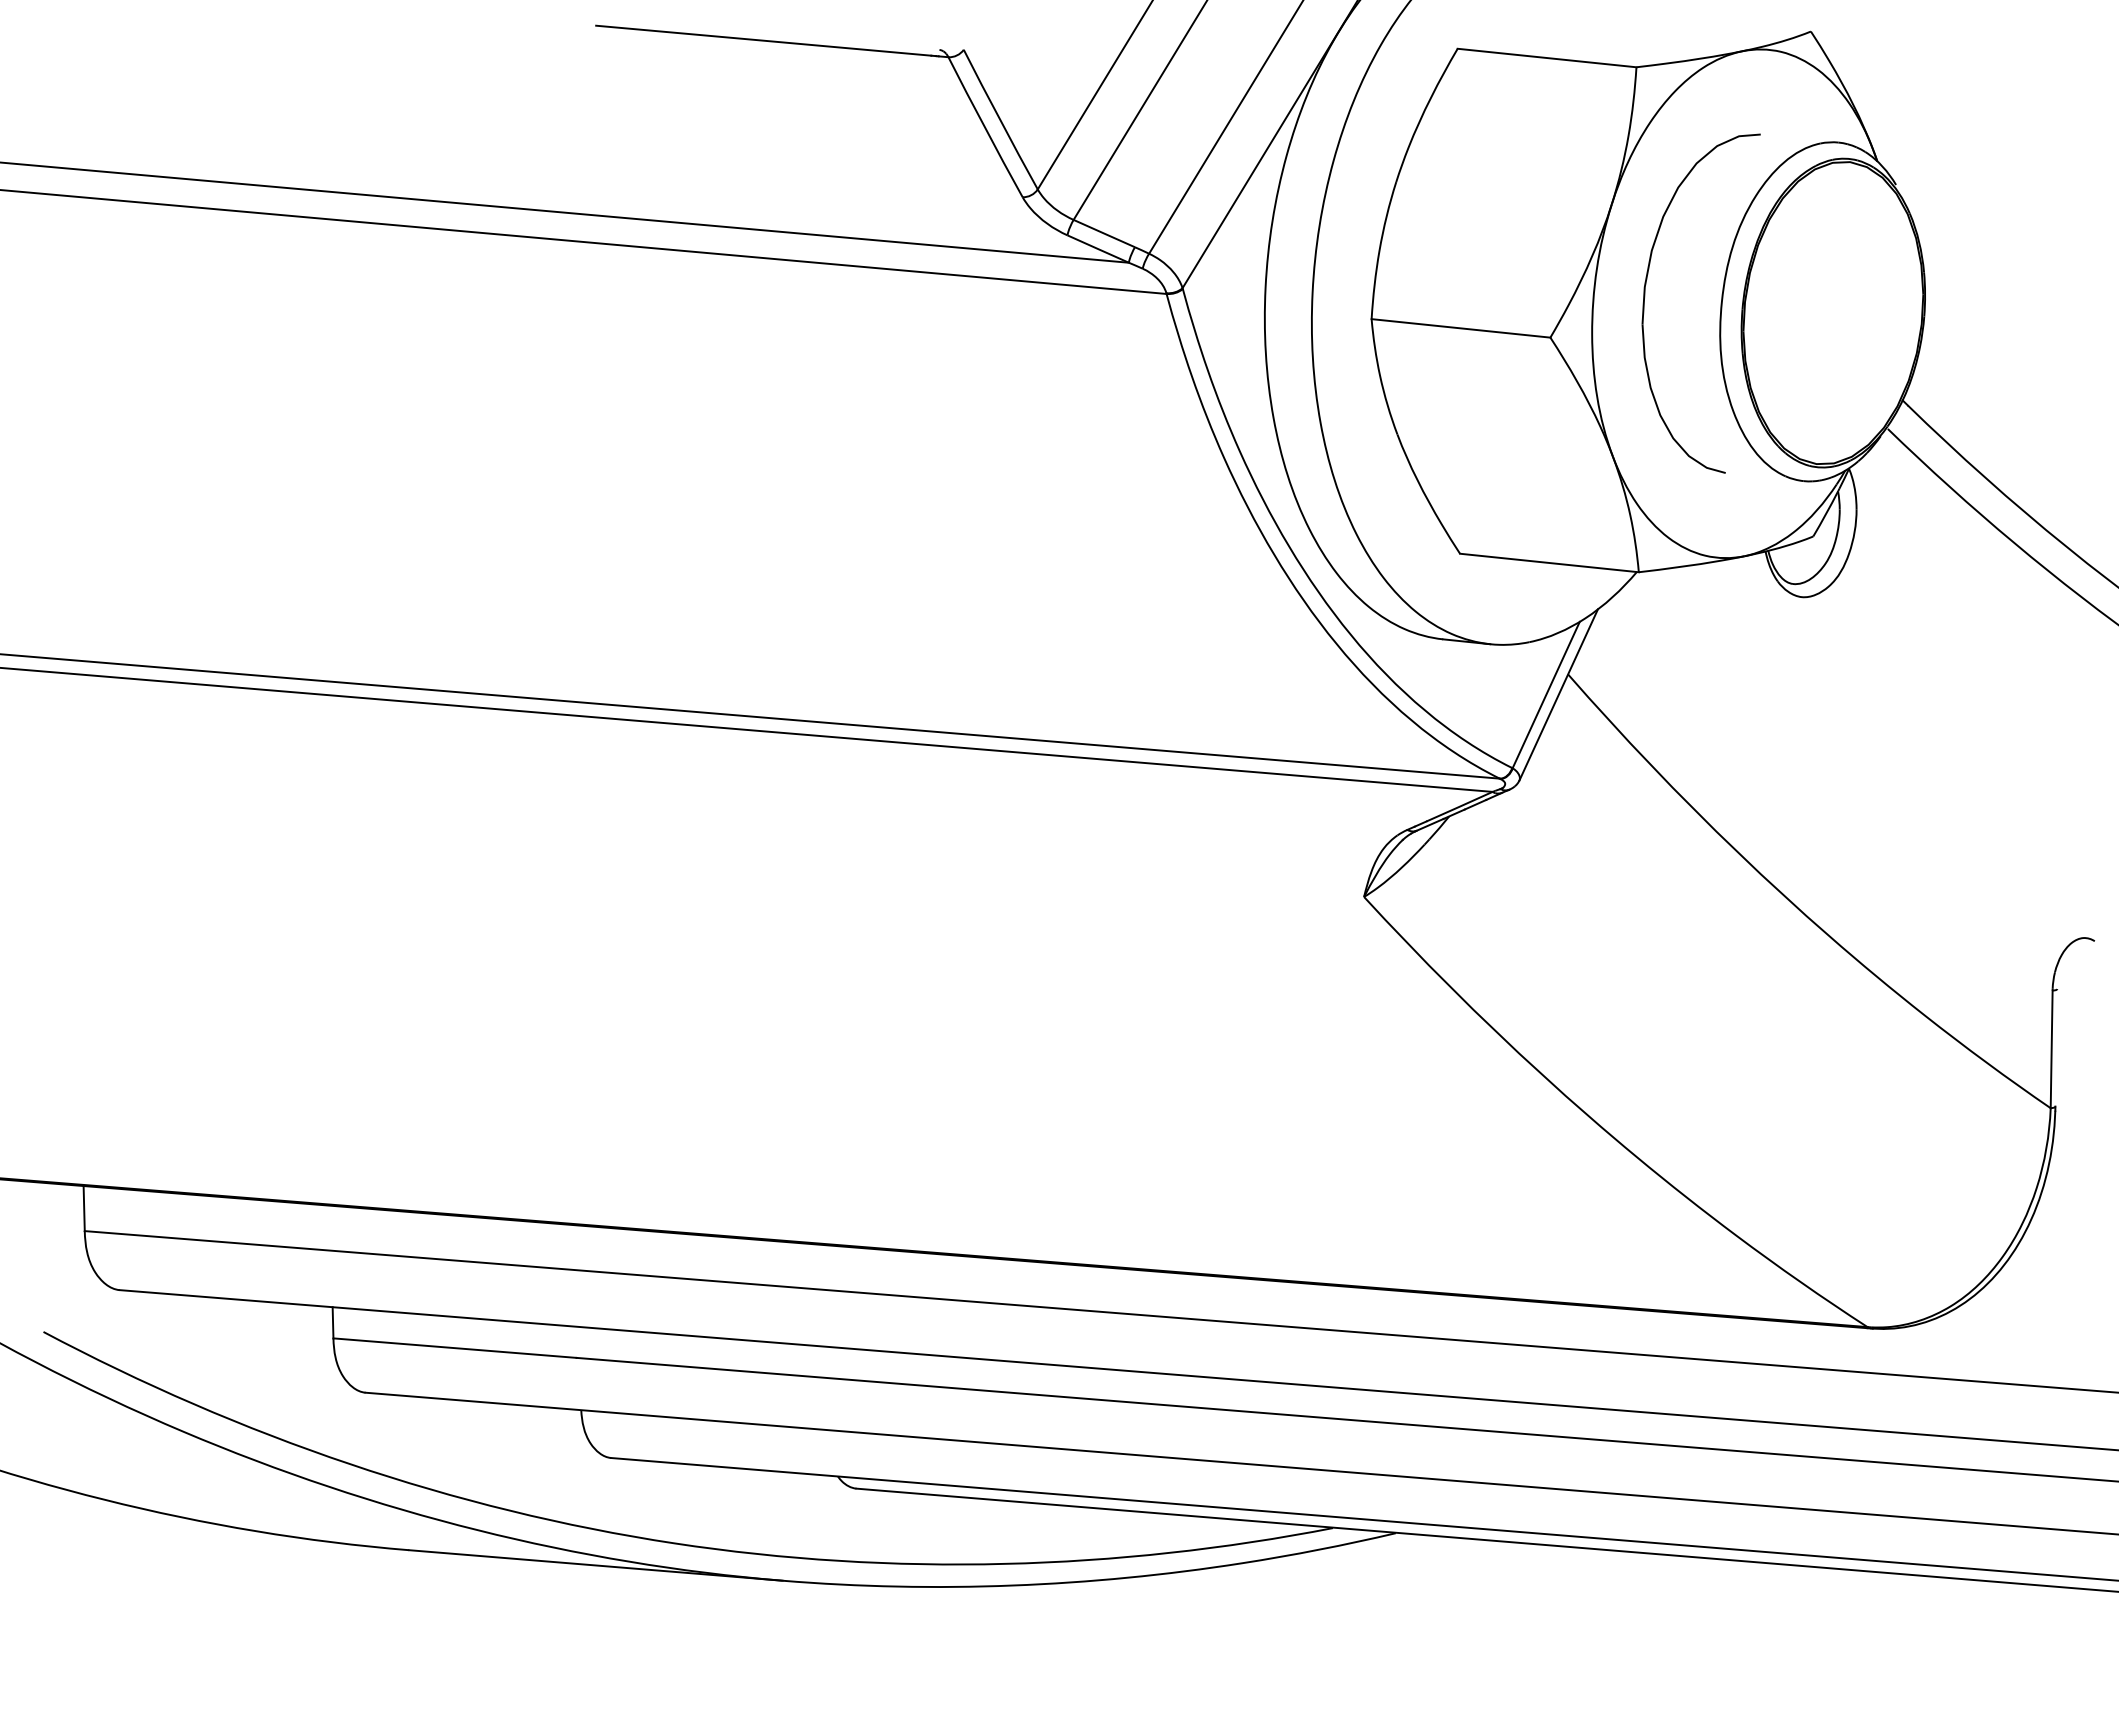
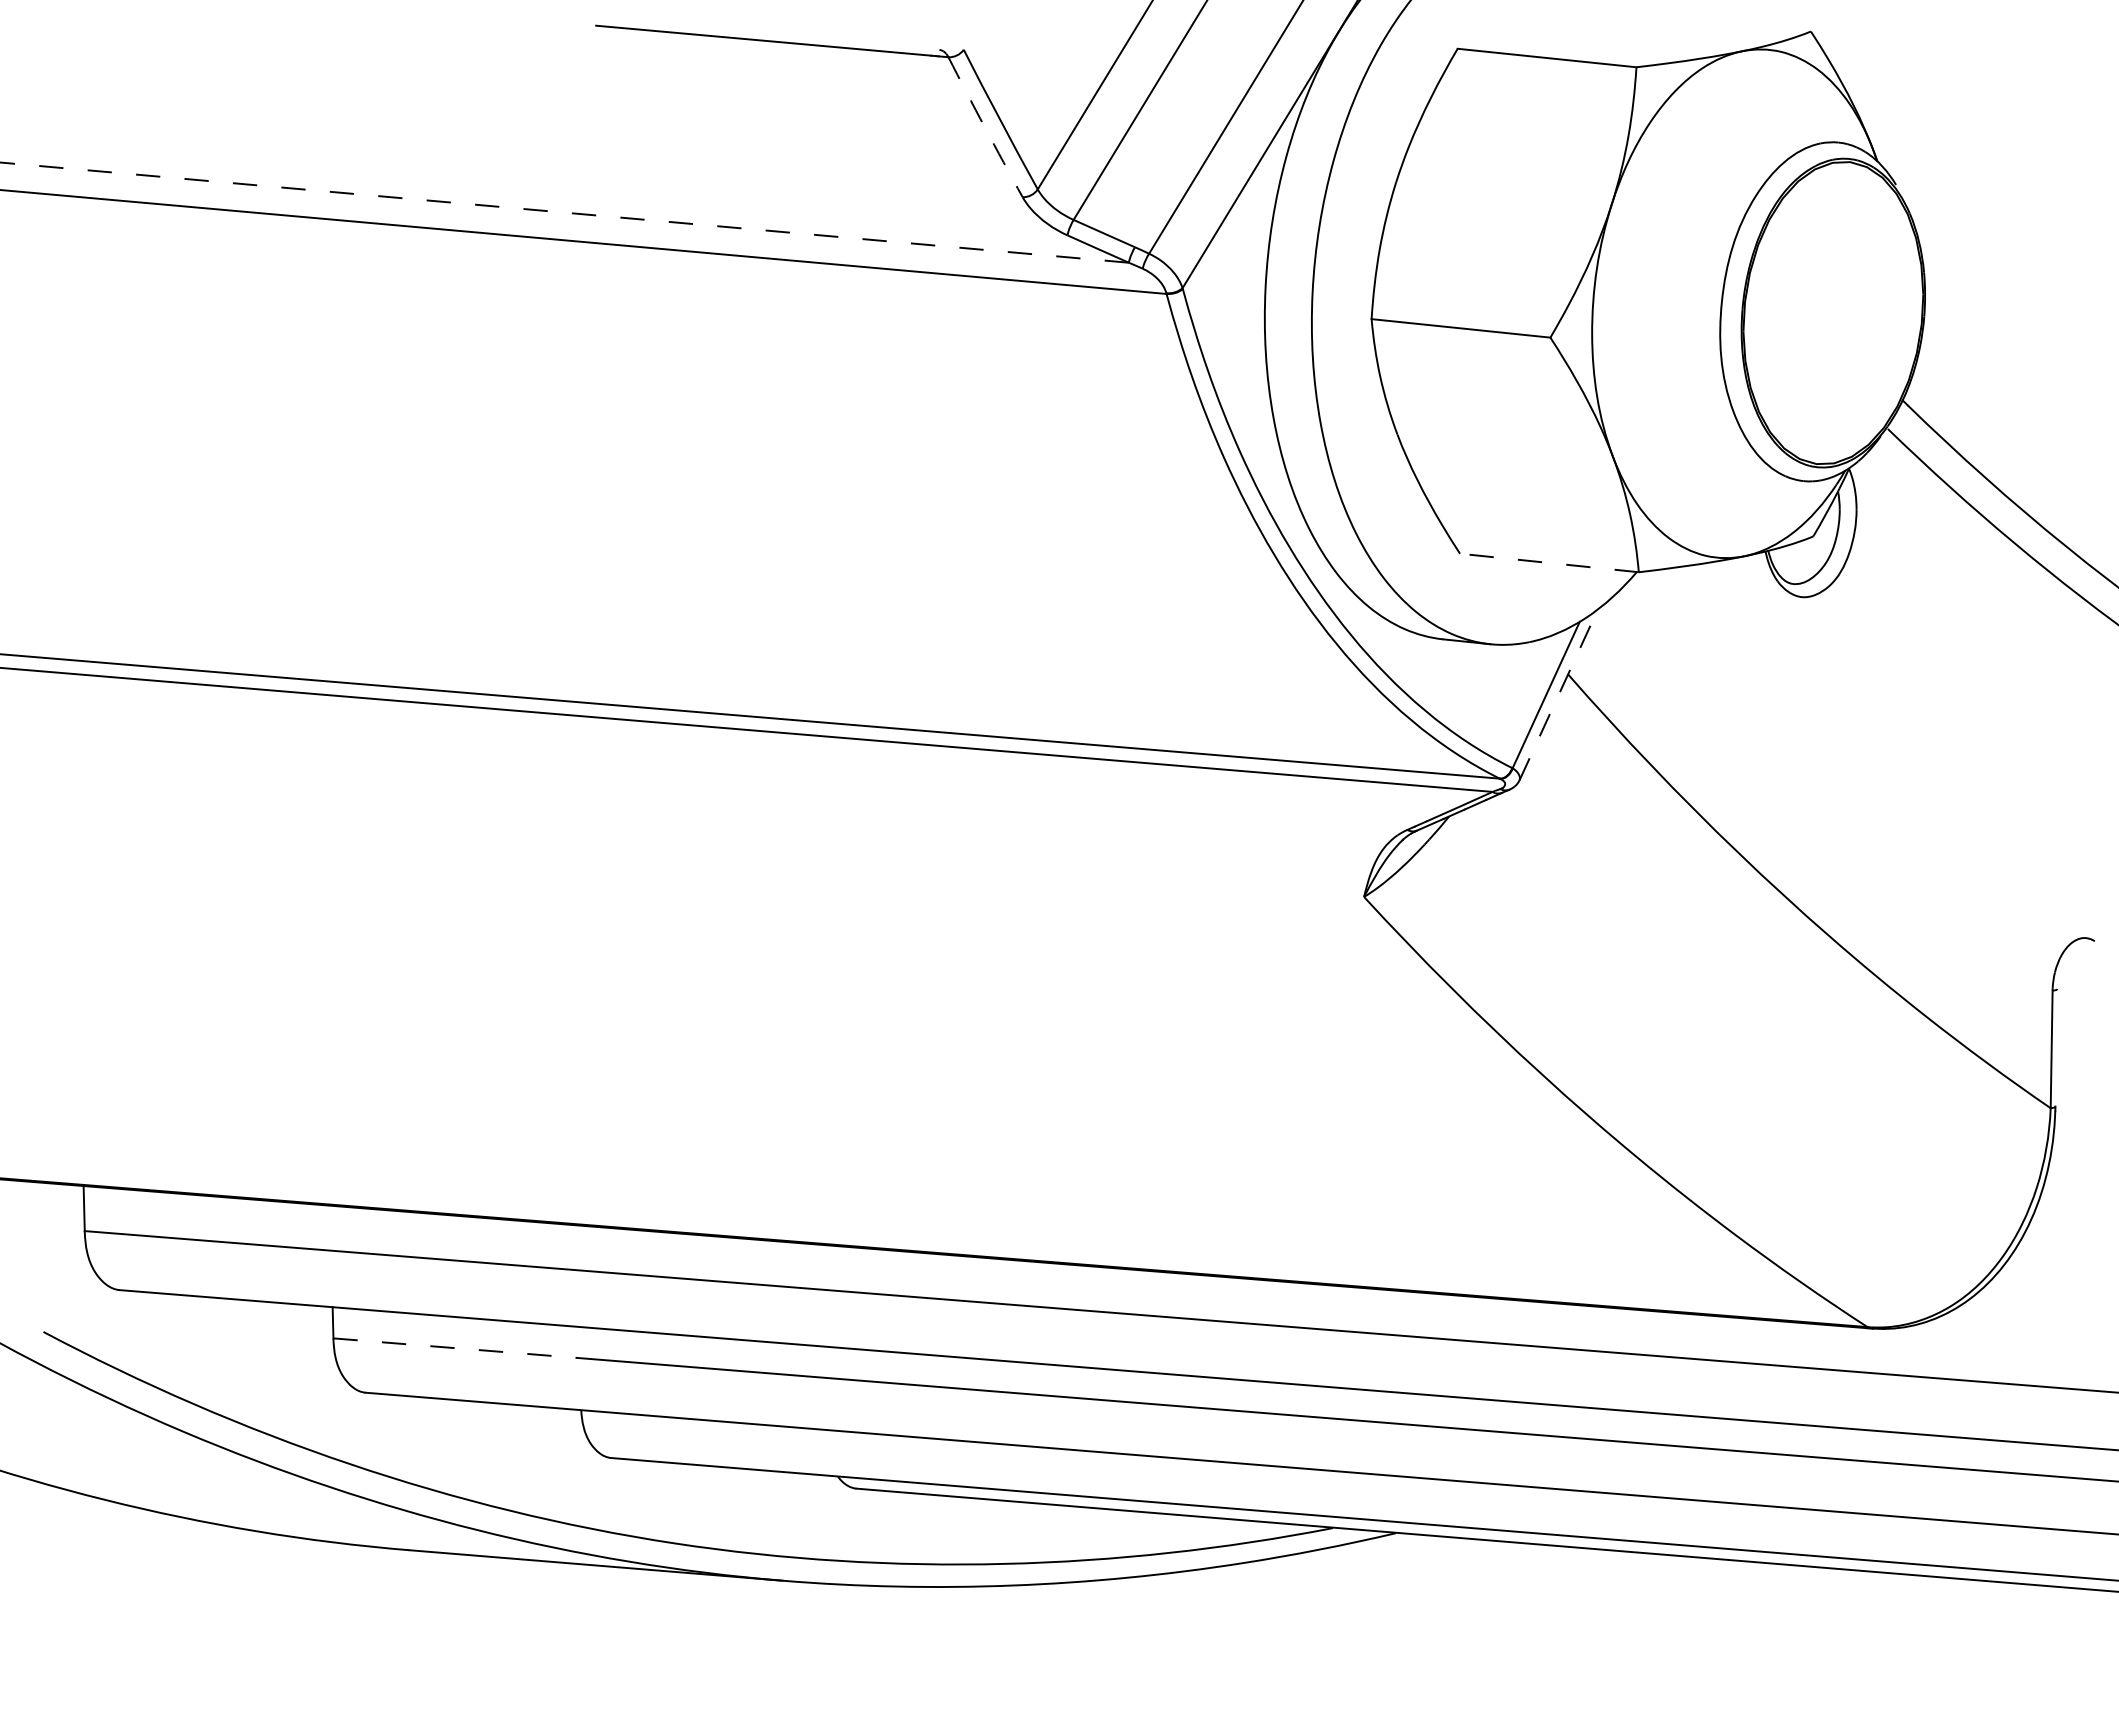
arc: solid -> dashed (984, 127)
line: solid -> dashed (564, 212)
part: present -> none (1645, 297)
line: solid -> dashed (1549, 563)
line: solid -> dashed (1558, 694)
line: solid -> dashed (455, 1348)
